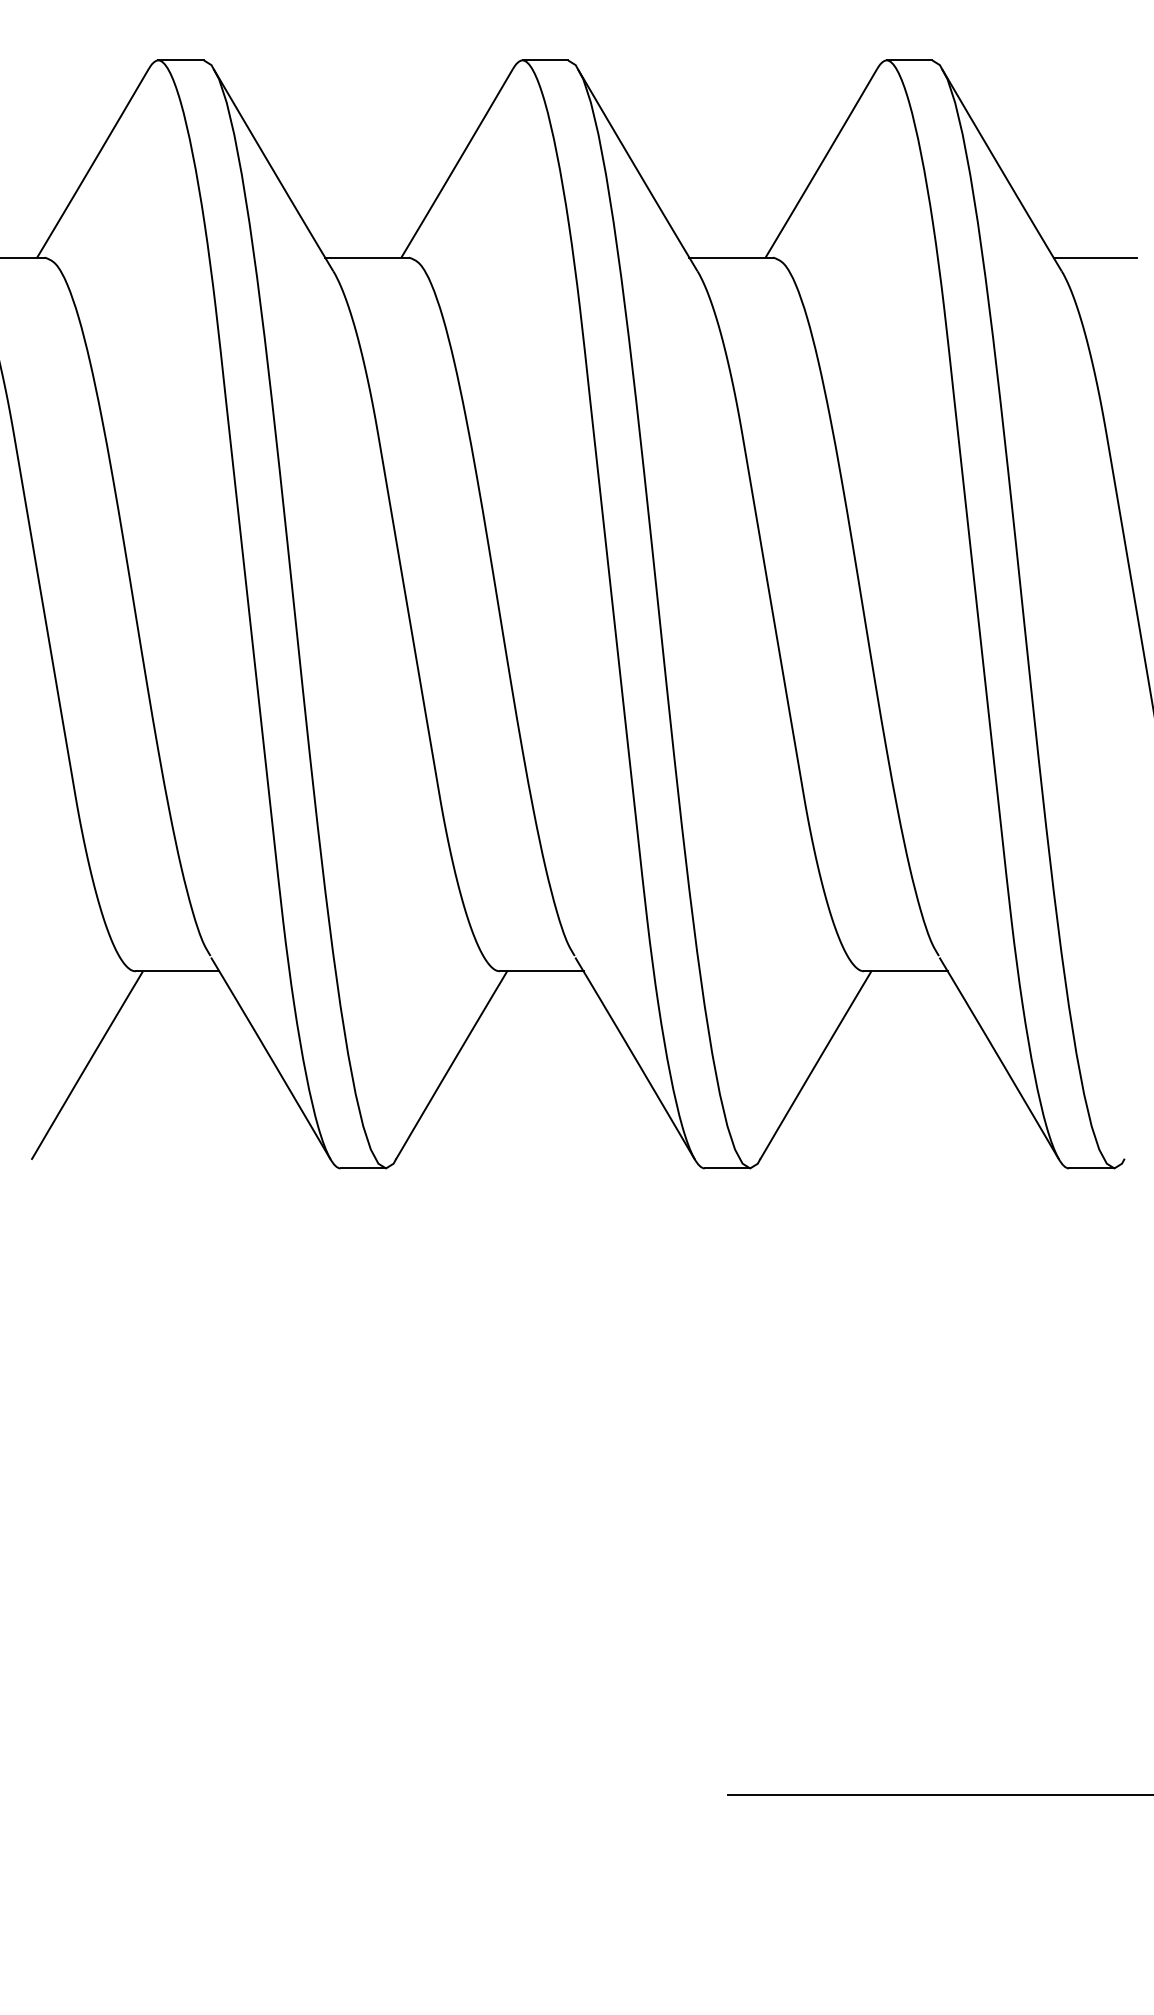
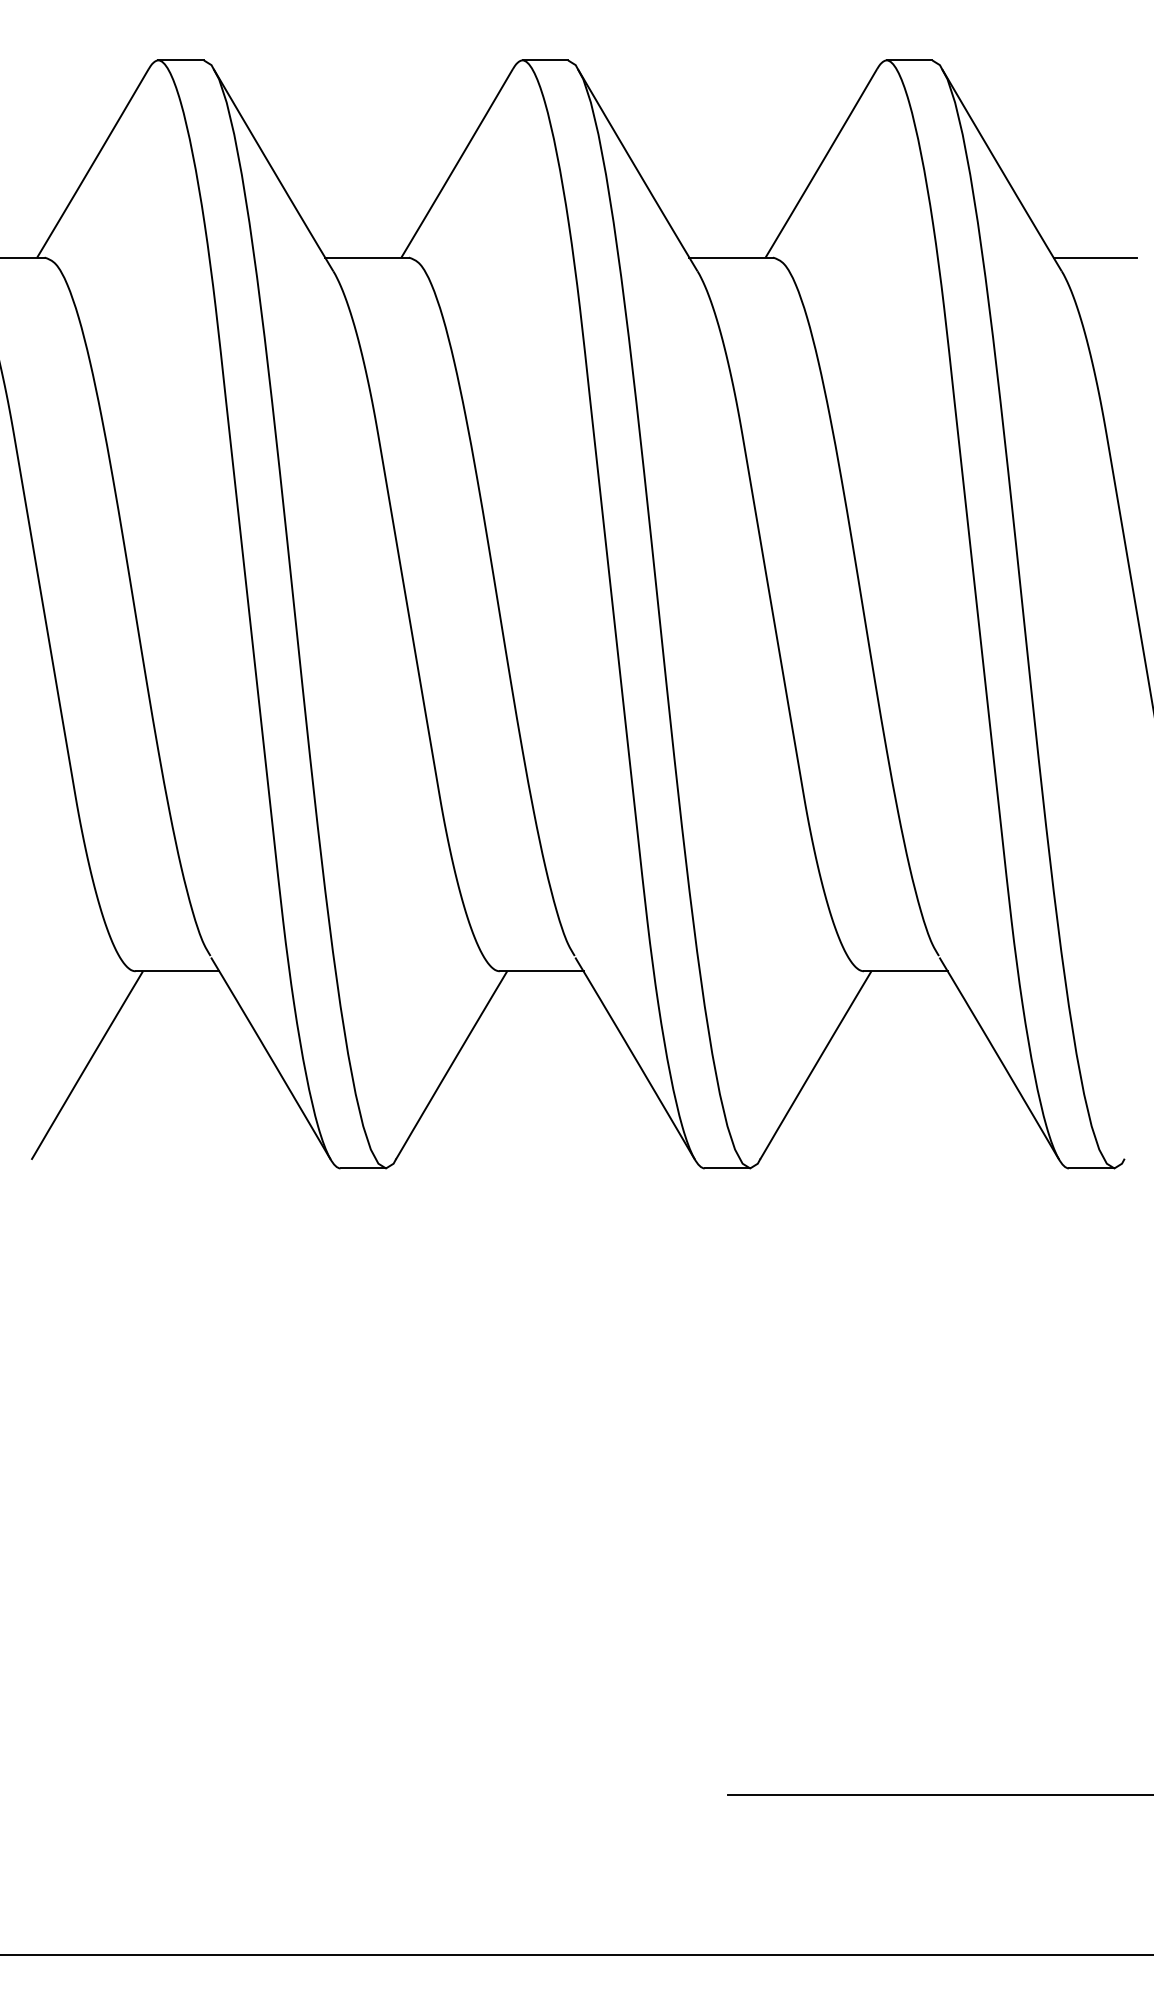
line: none -> present (576, 1954)
